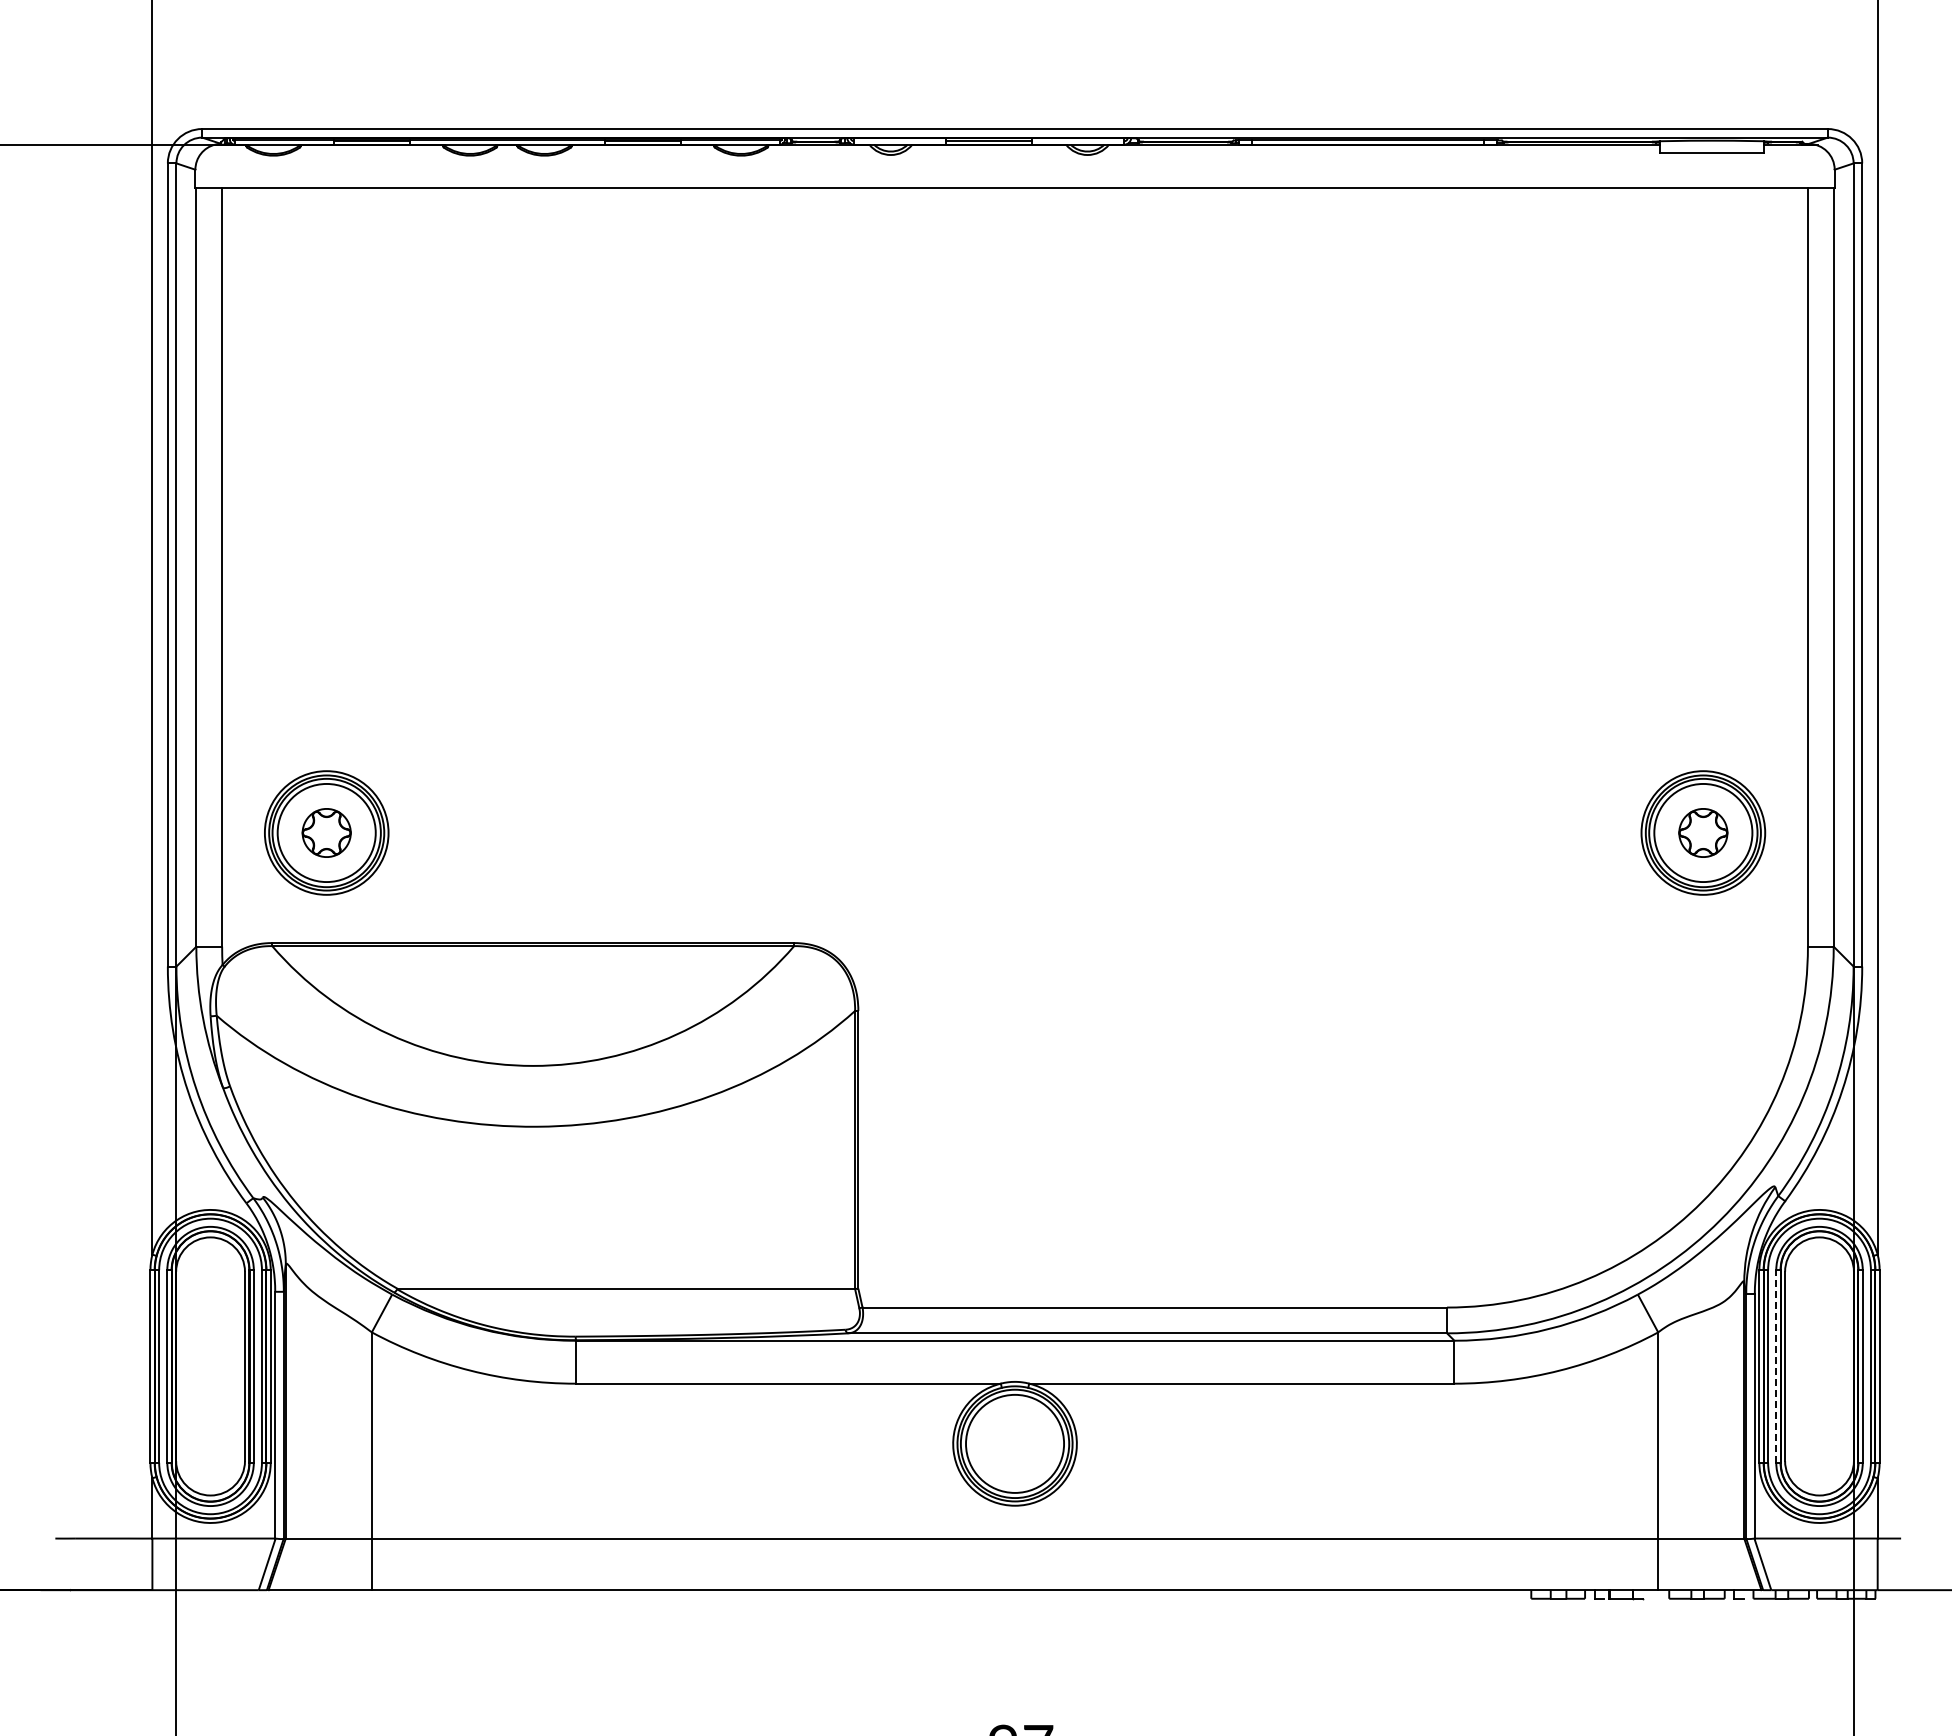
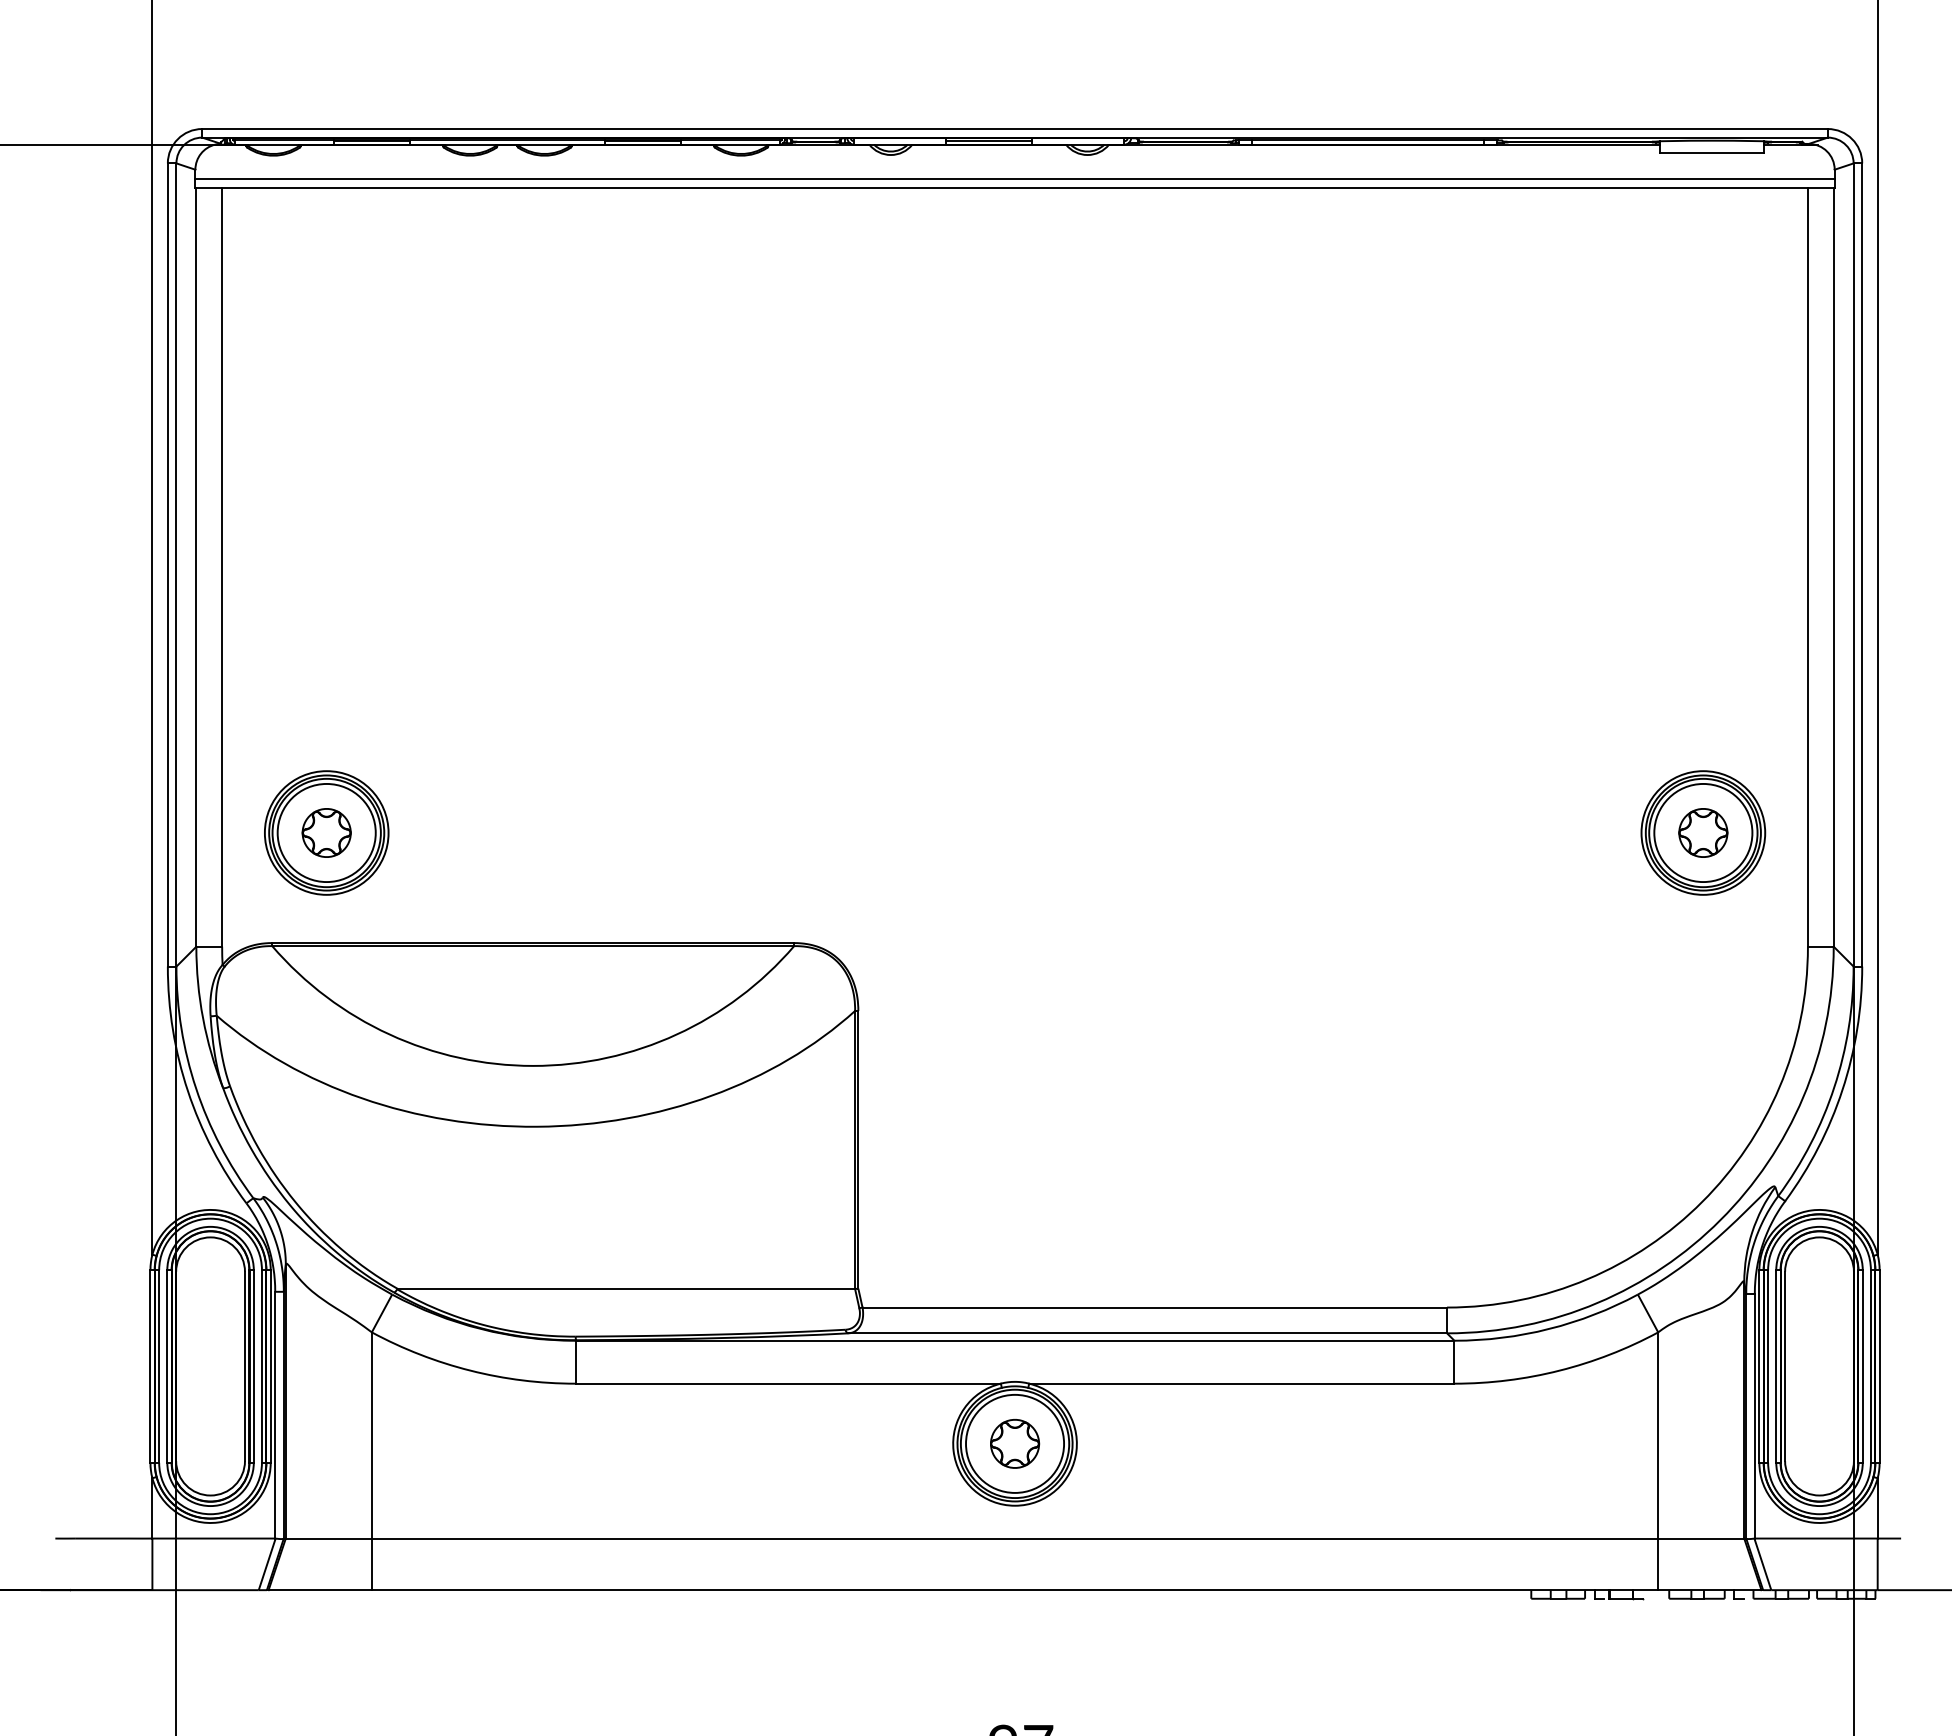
line: none -> present (1014, 179)
line: dashed -> solid (1776, 1365)
part: none -> present (1015, 1443)
